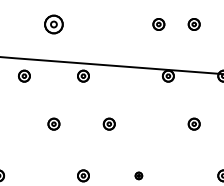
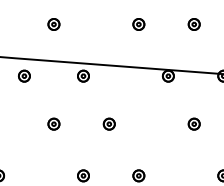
part size: 20x21 px -> 14x13 px (53, 24)
part position: (158, 24) -> (138, 24) (138, 24)
part size: 10x10 px -> 14x14 px (138, 175)
